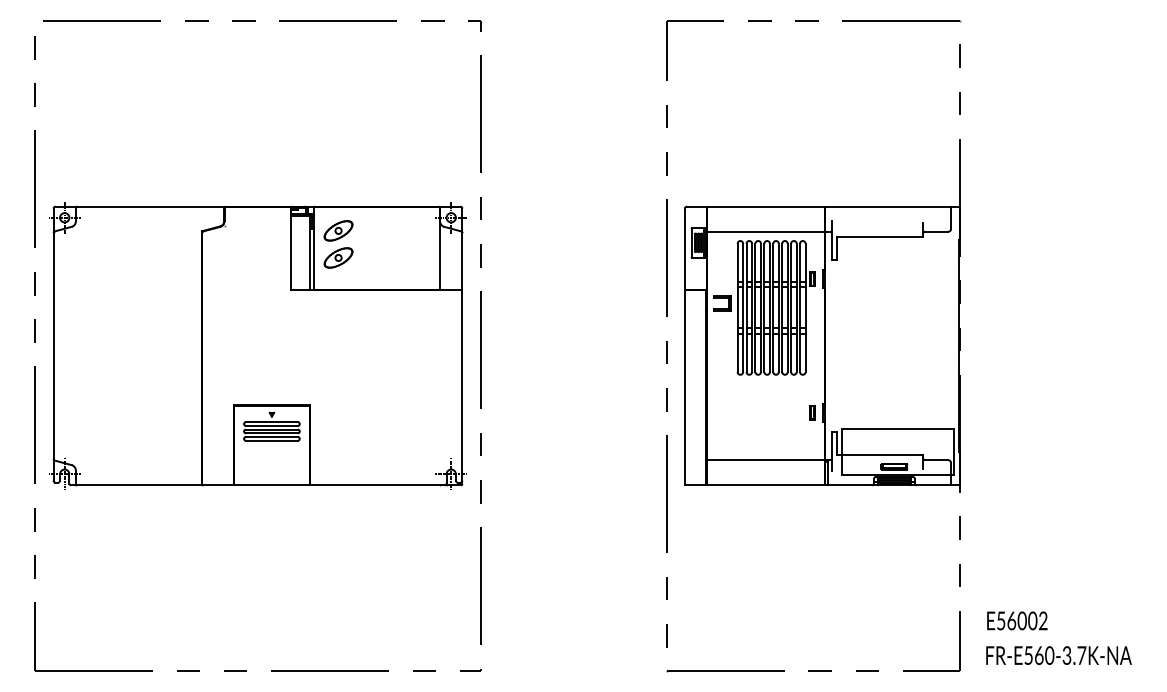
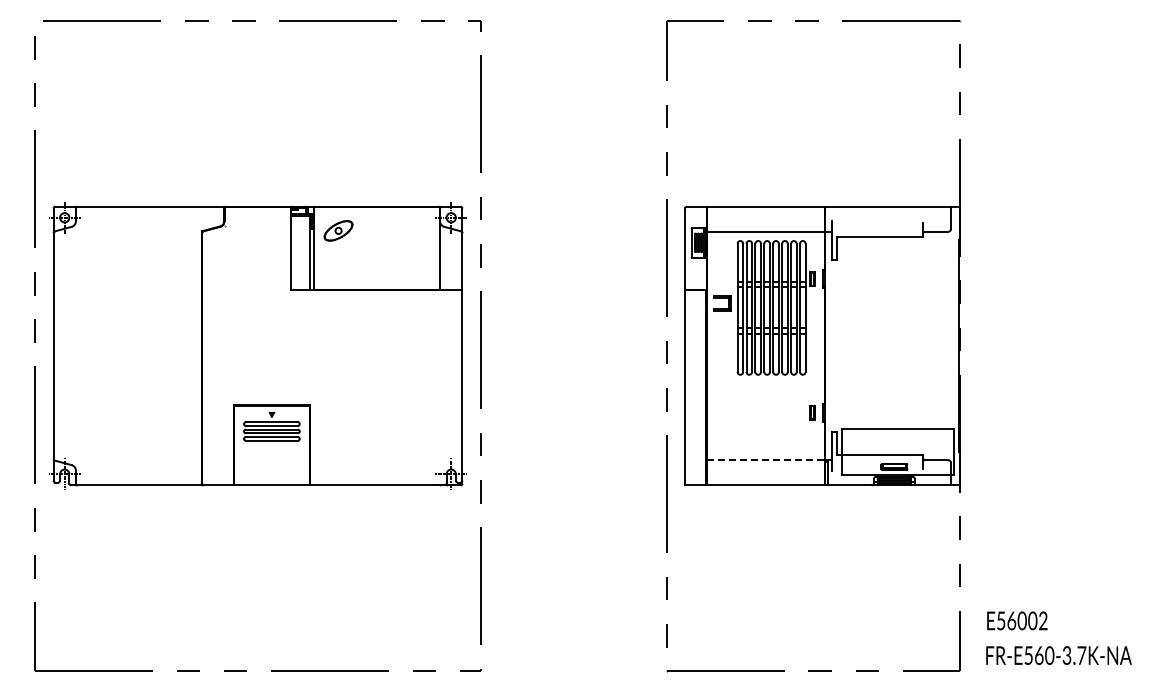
part: present -> none (338, 257)
line: solid -> dashed (766, 460)
